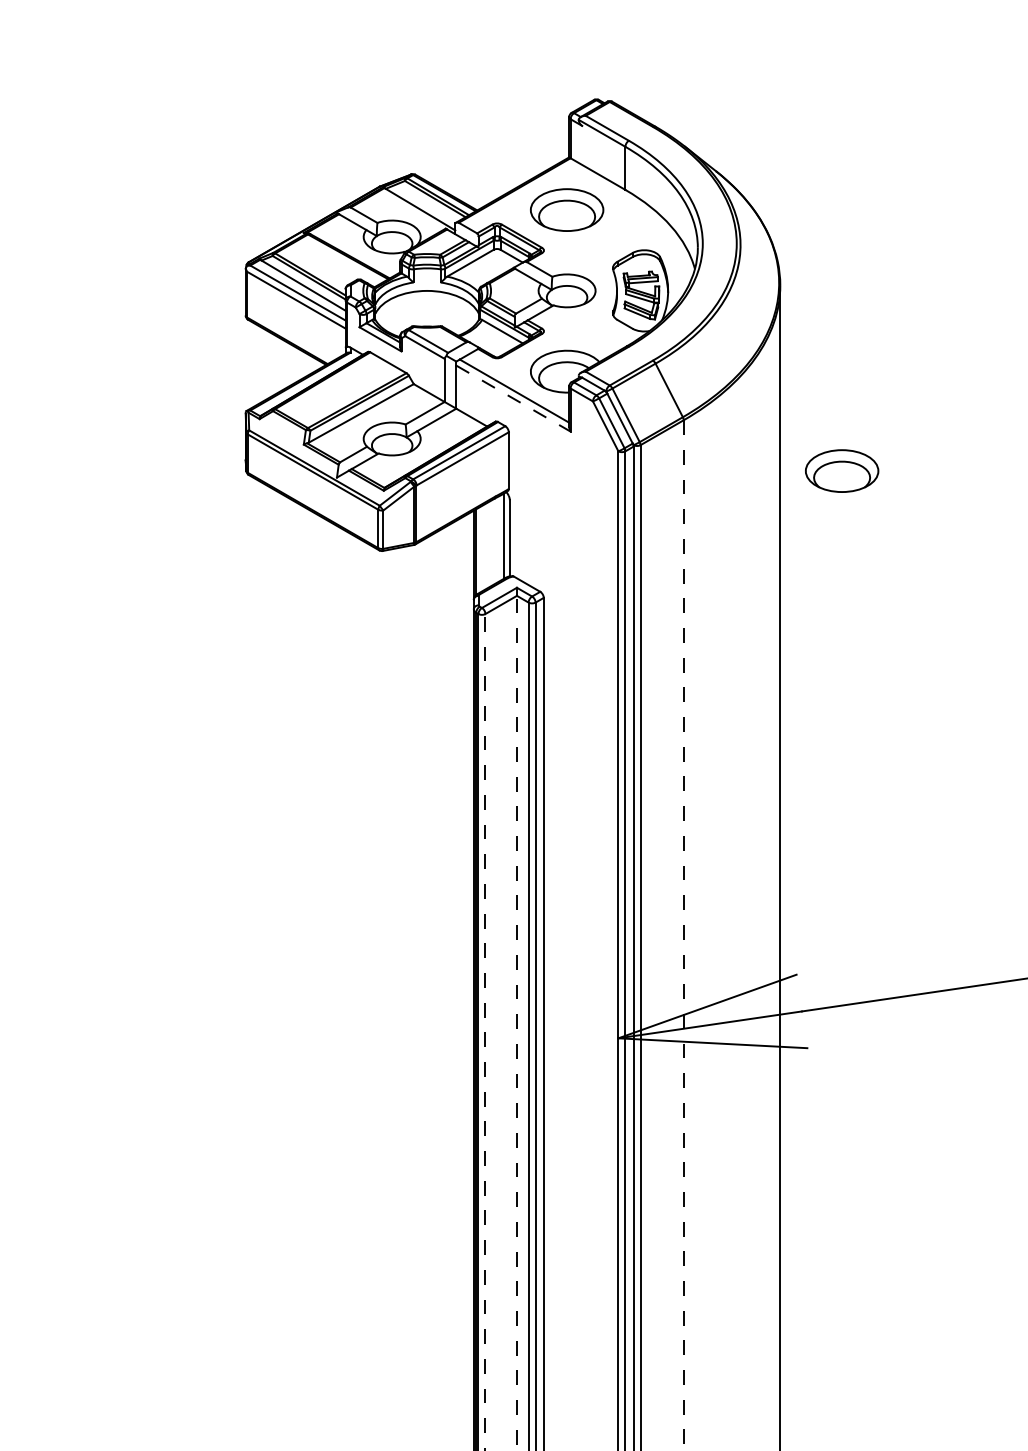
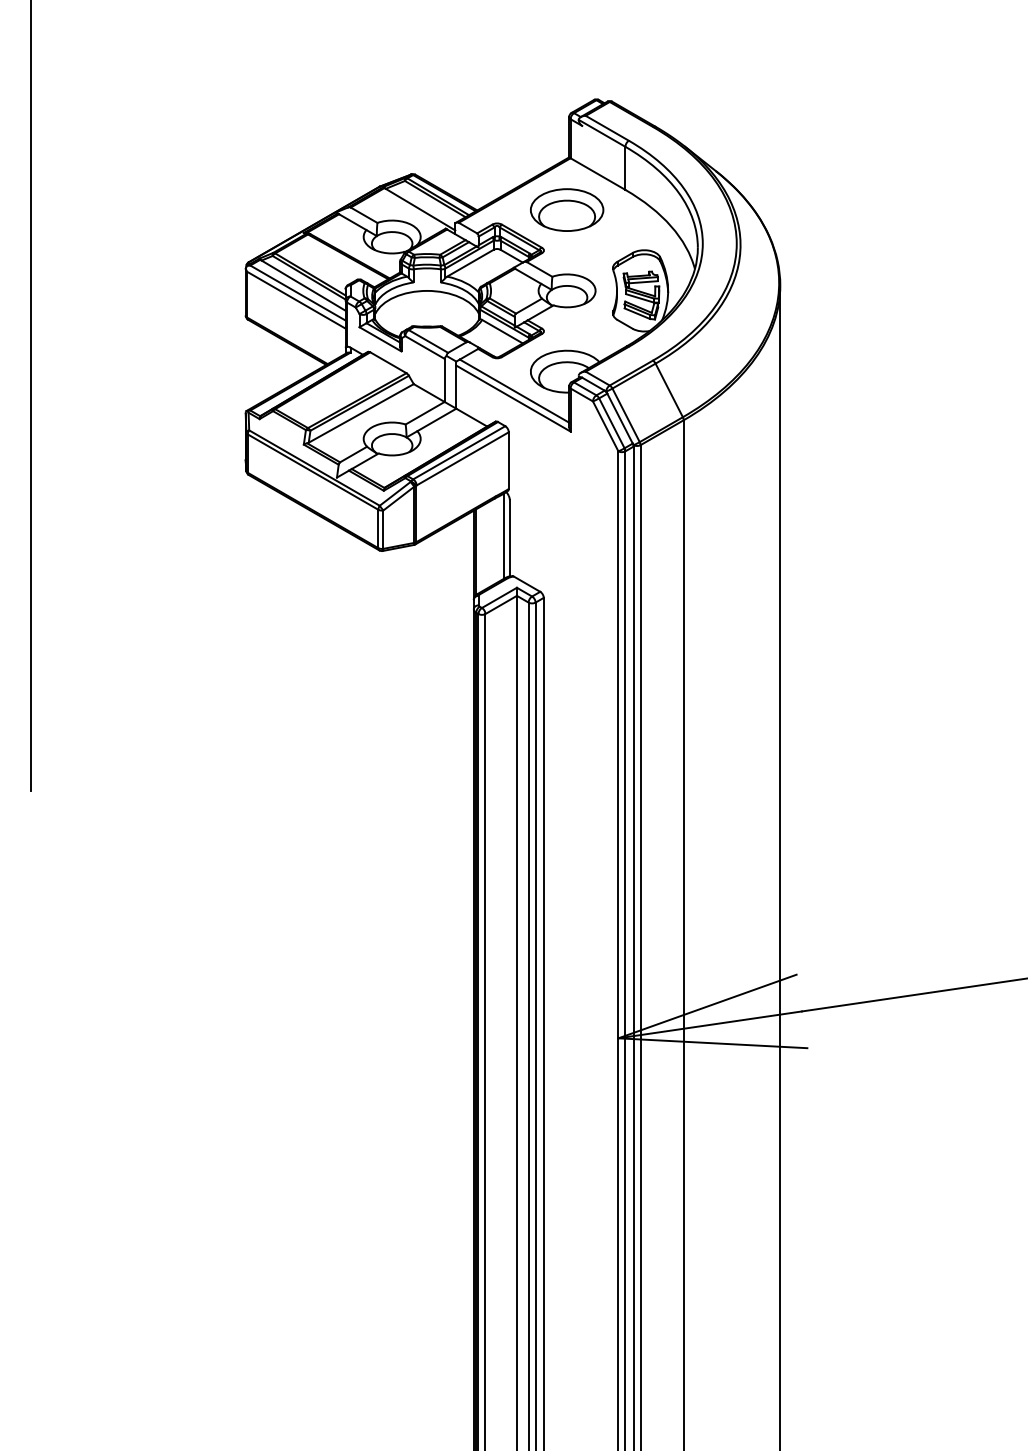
line: none -> present (30, 396)
line: dashed -> solid (513, 398)
part: present -> none (842, 470)
line: dashed -> solid (683, 935)
line: dashed -> solid (516, 1022)
line: dashed -> solid (485, 1031)
